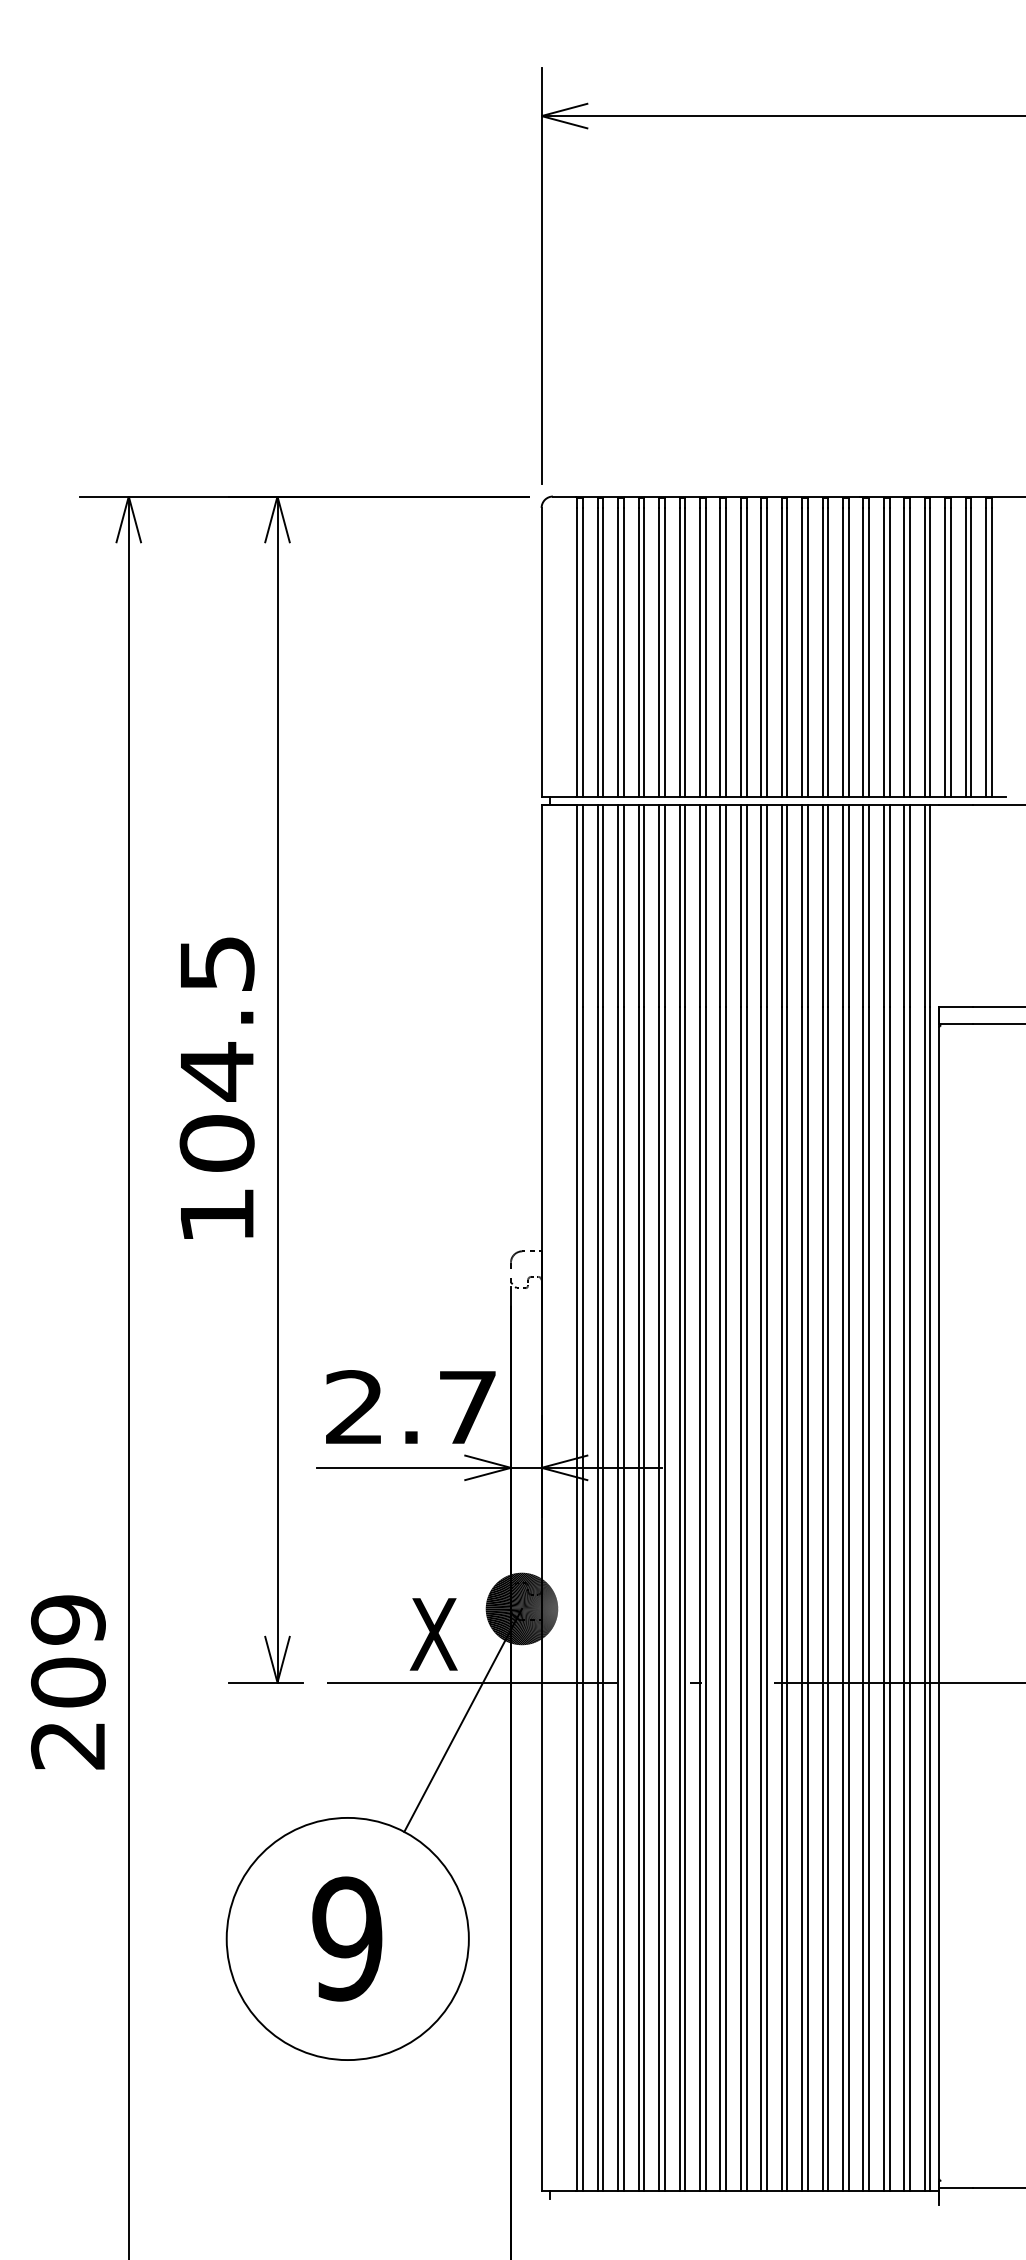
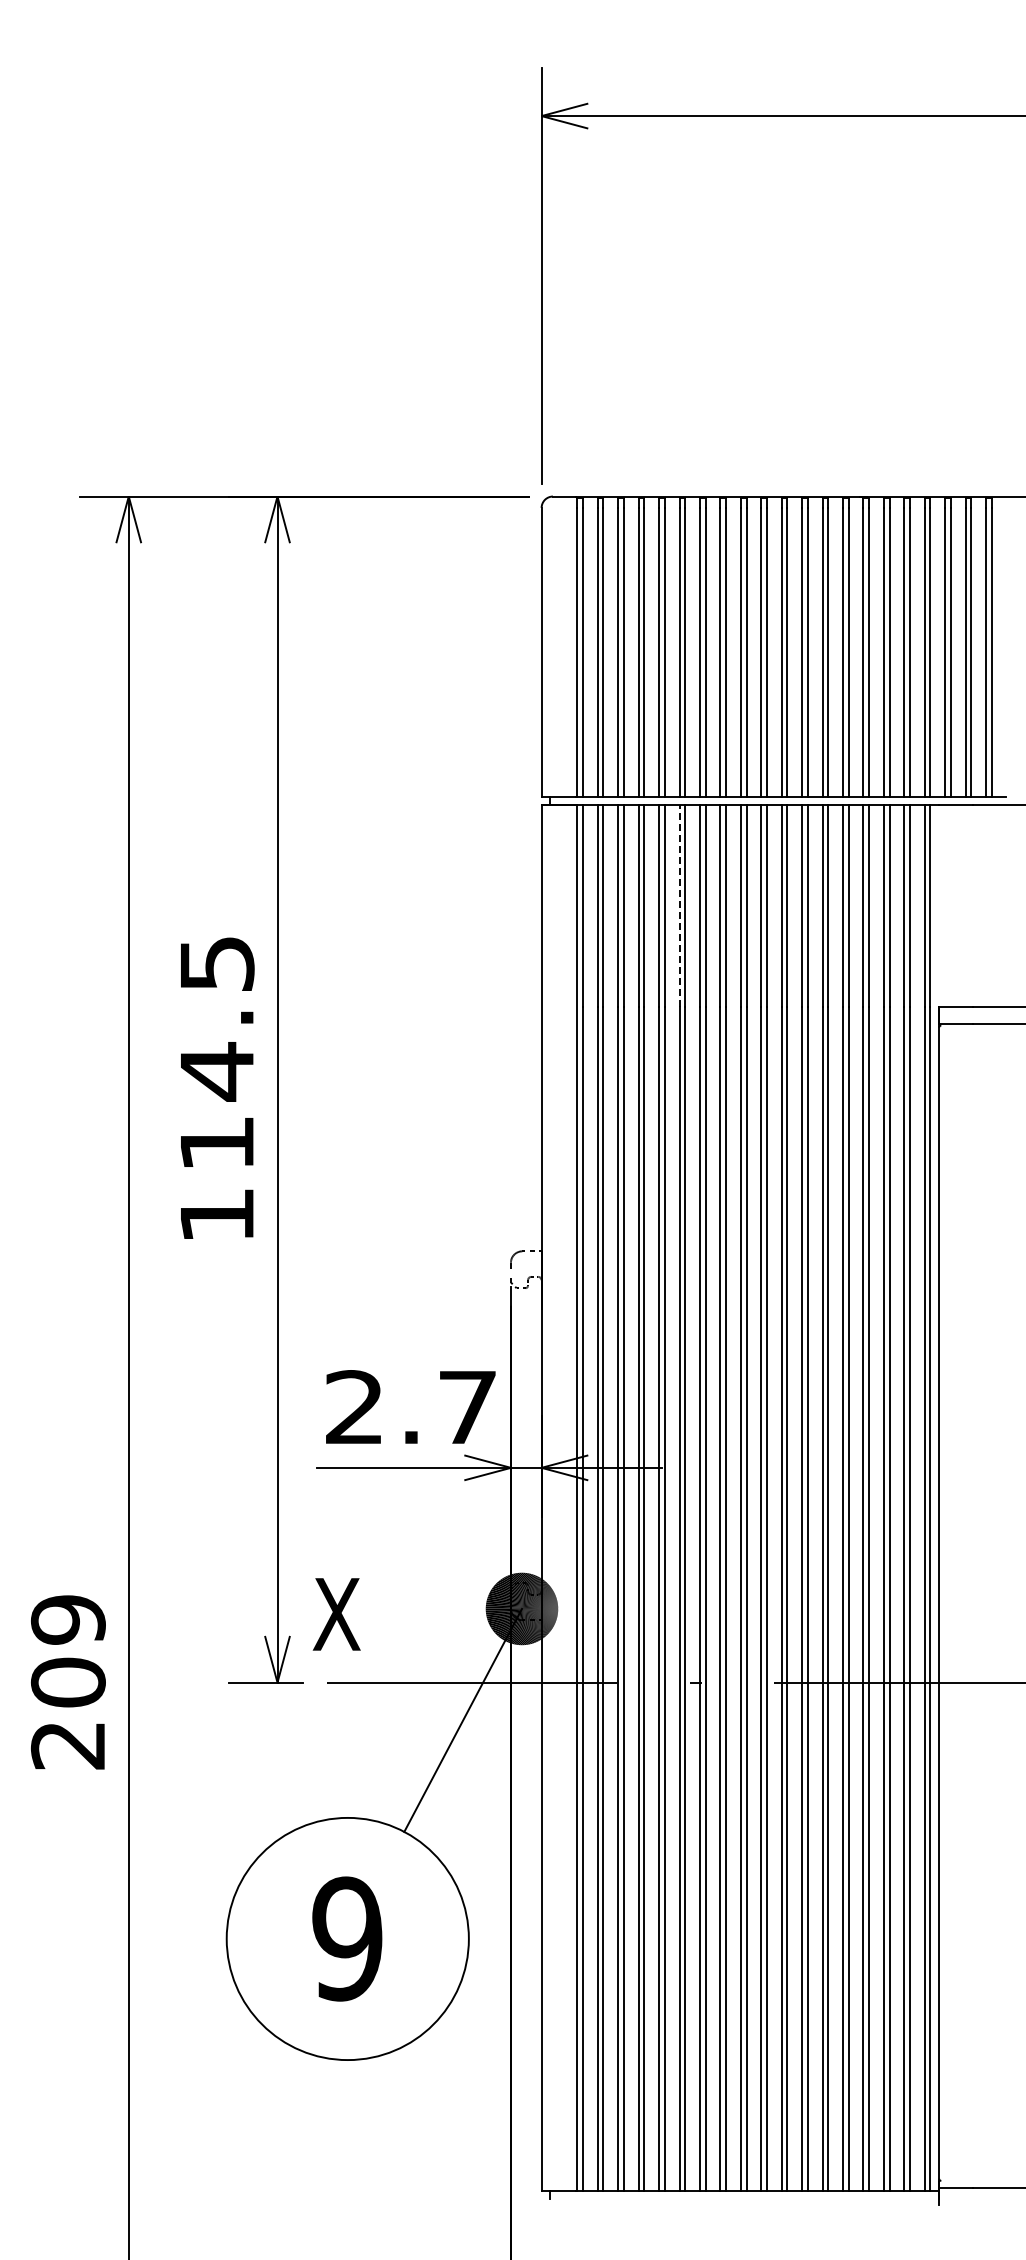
line: solid -> dashed (679, 905)
text: 104.5 -> 114.5 (216, 1143)
text position: (433, 1634) -> (336, 1614) (336, 1614)
